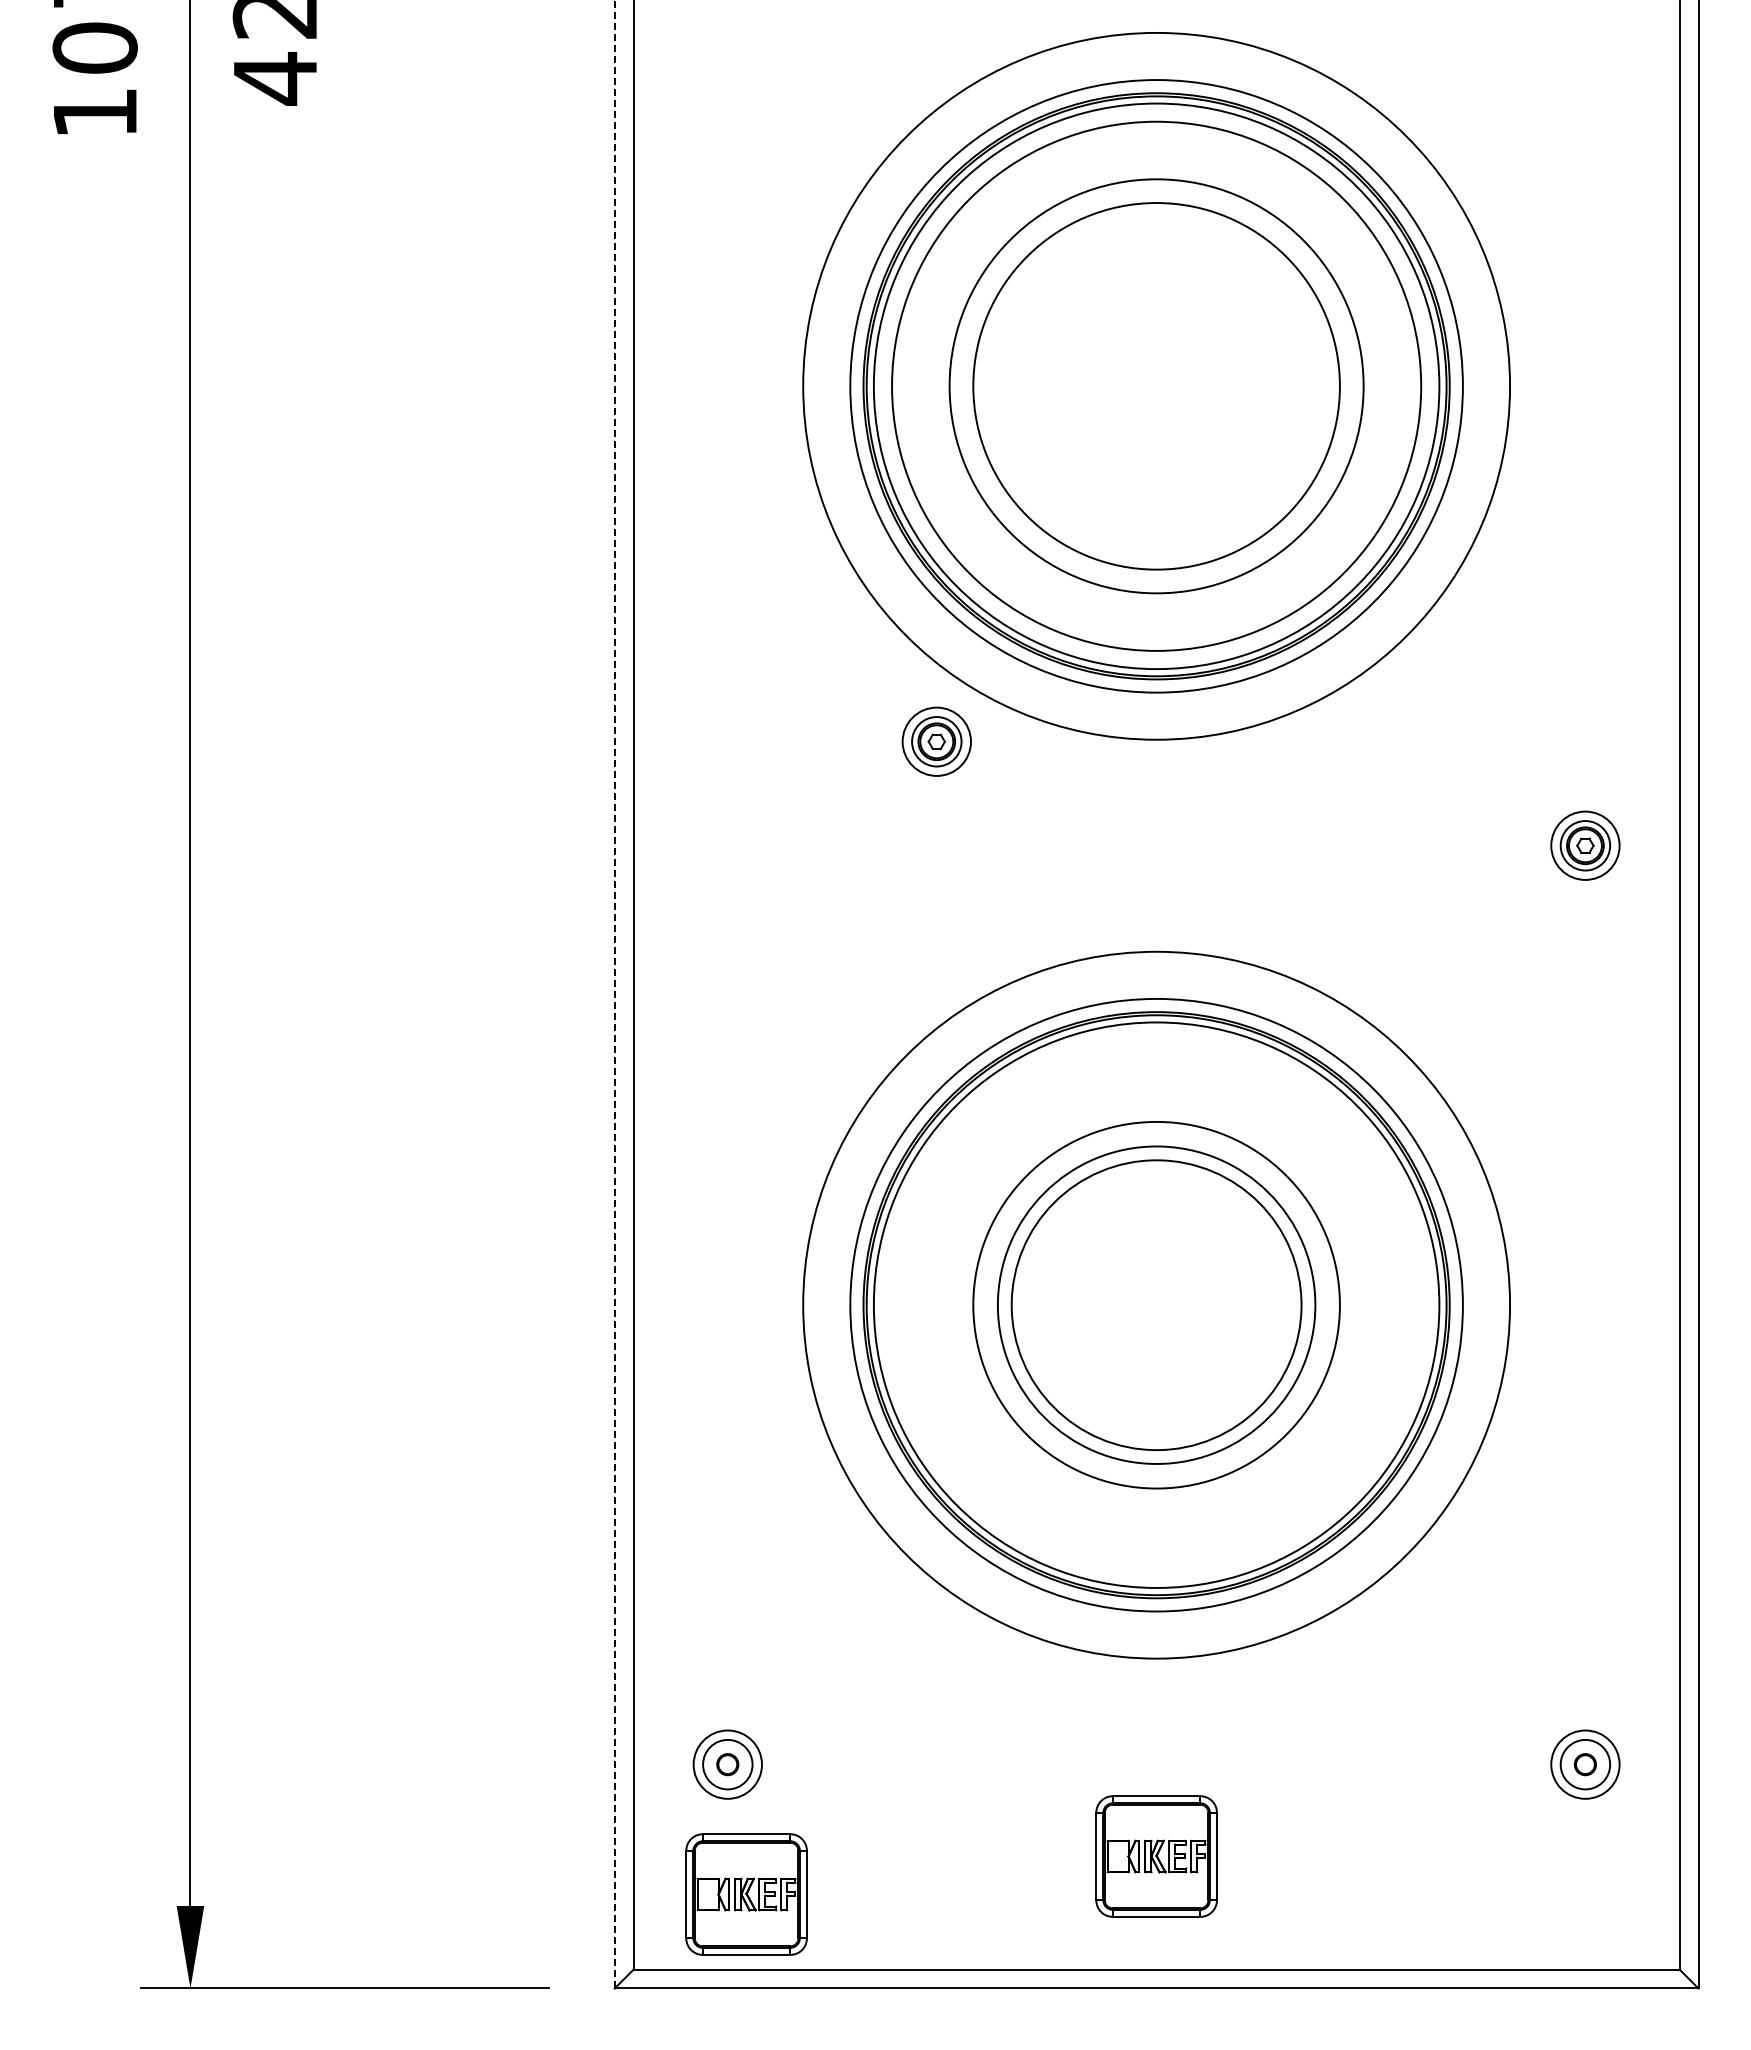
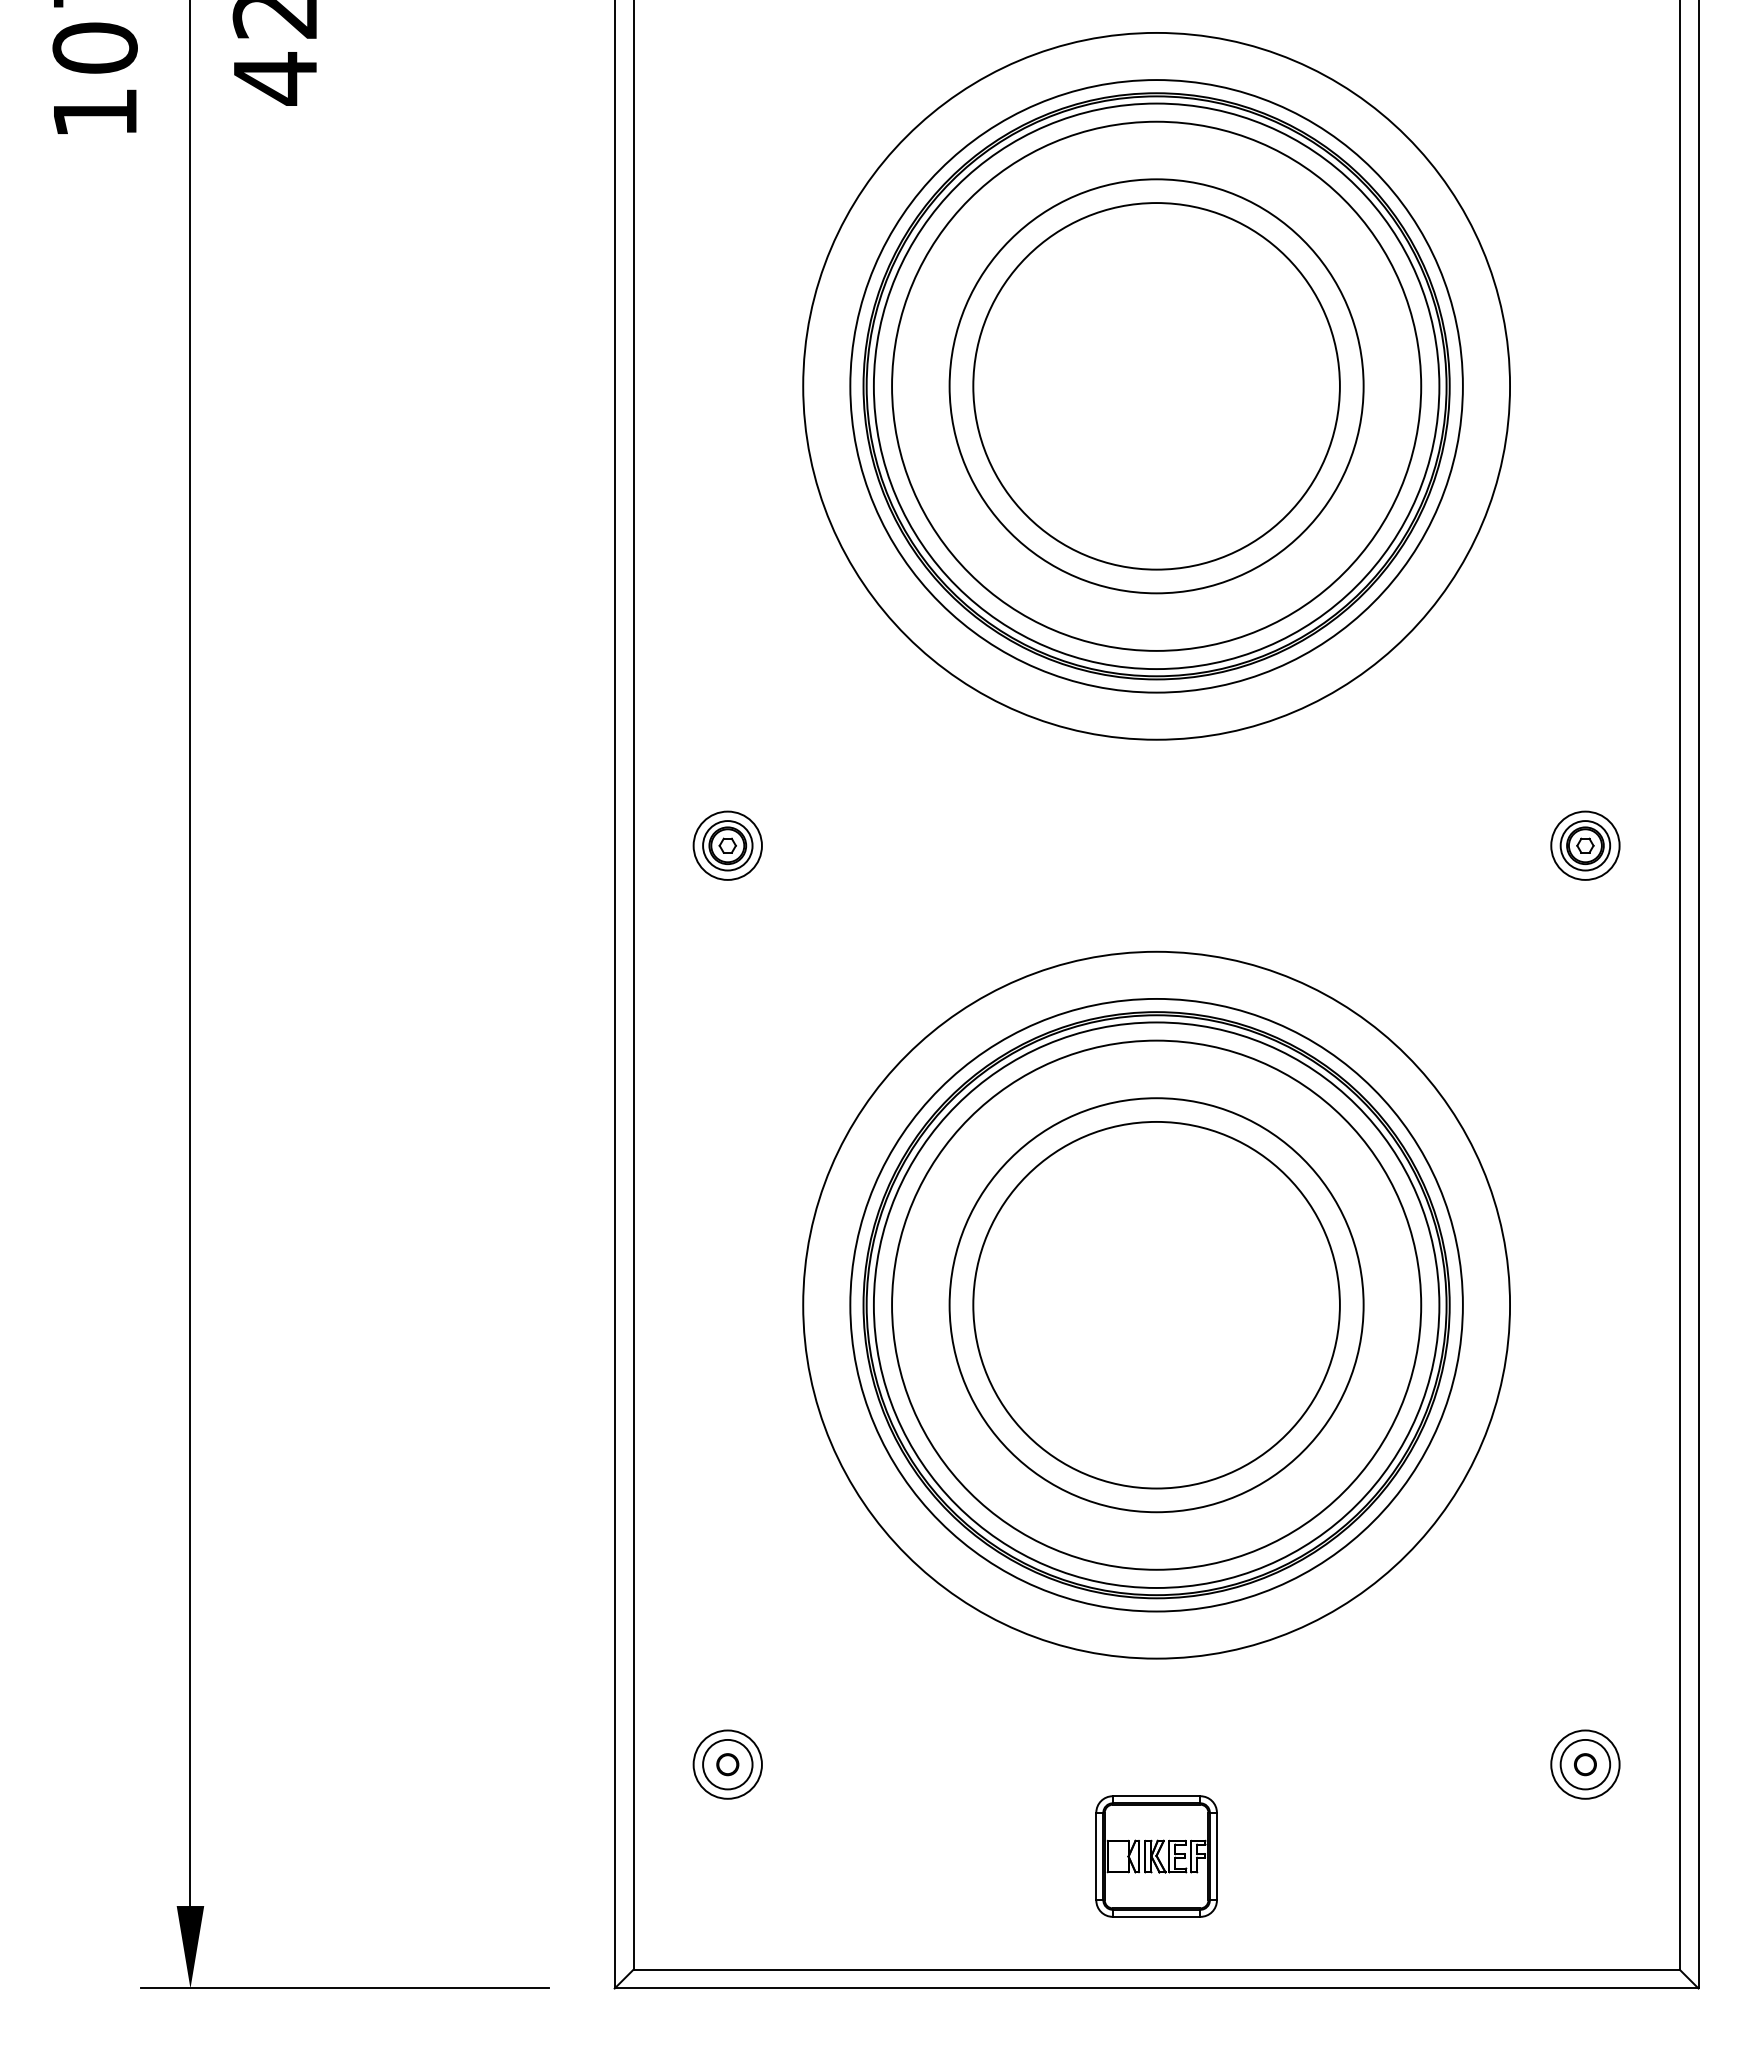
part position: (936, 741) -> (727, 845) (727, 845)
line: dashed -> solid (614, 994)
circle diameter: 317 px -> 529 px (1156, 1304)
circle diameter: 290 px -> 414 px (1156, 1305)
part: present -> none (746, 1894)
